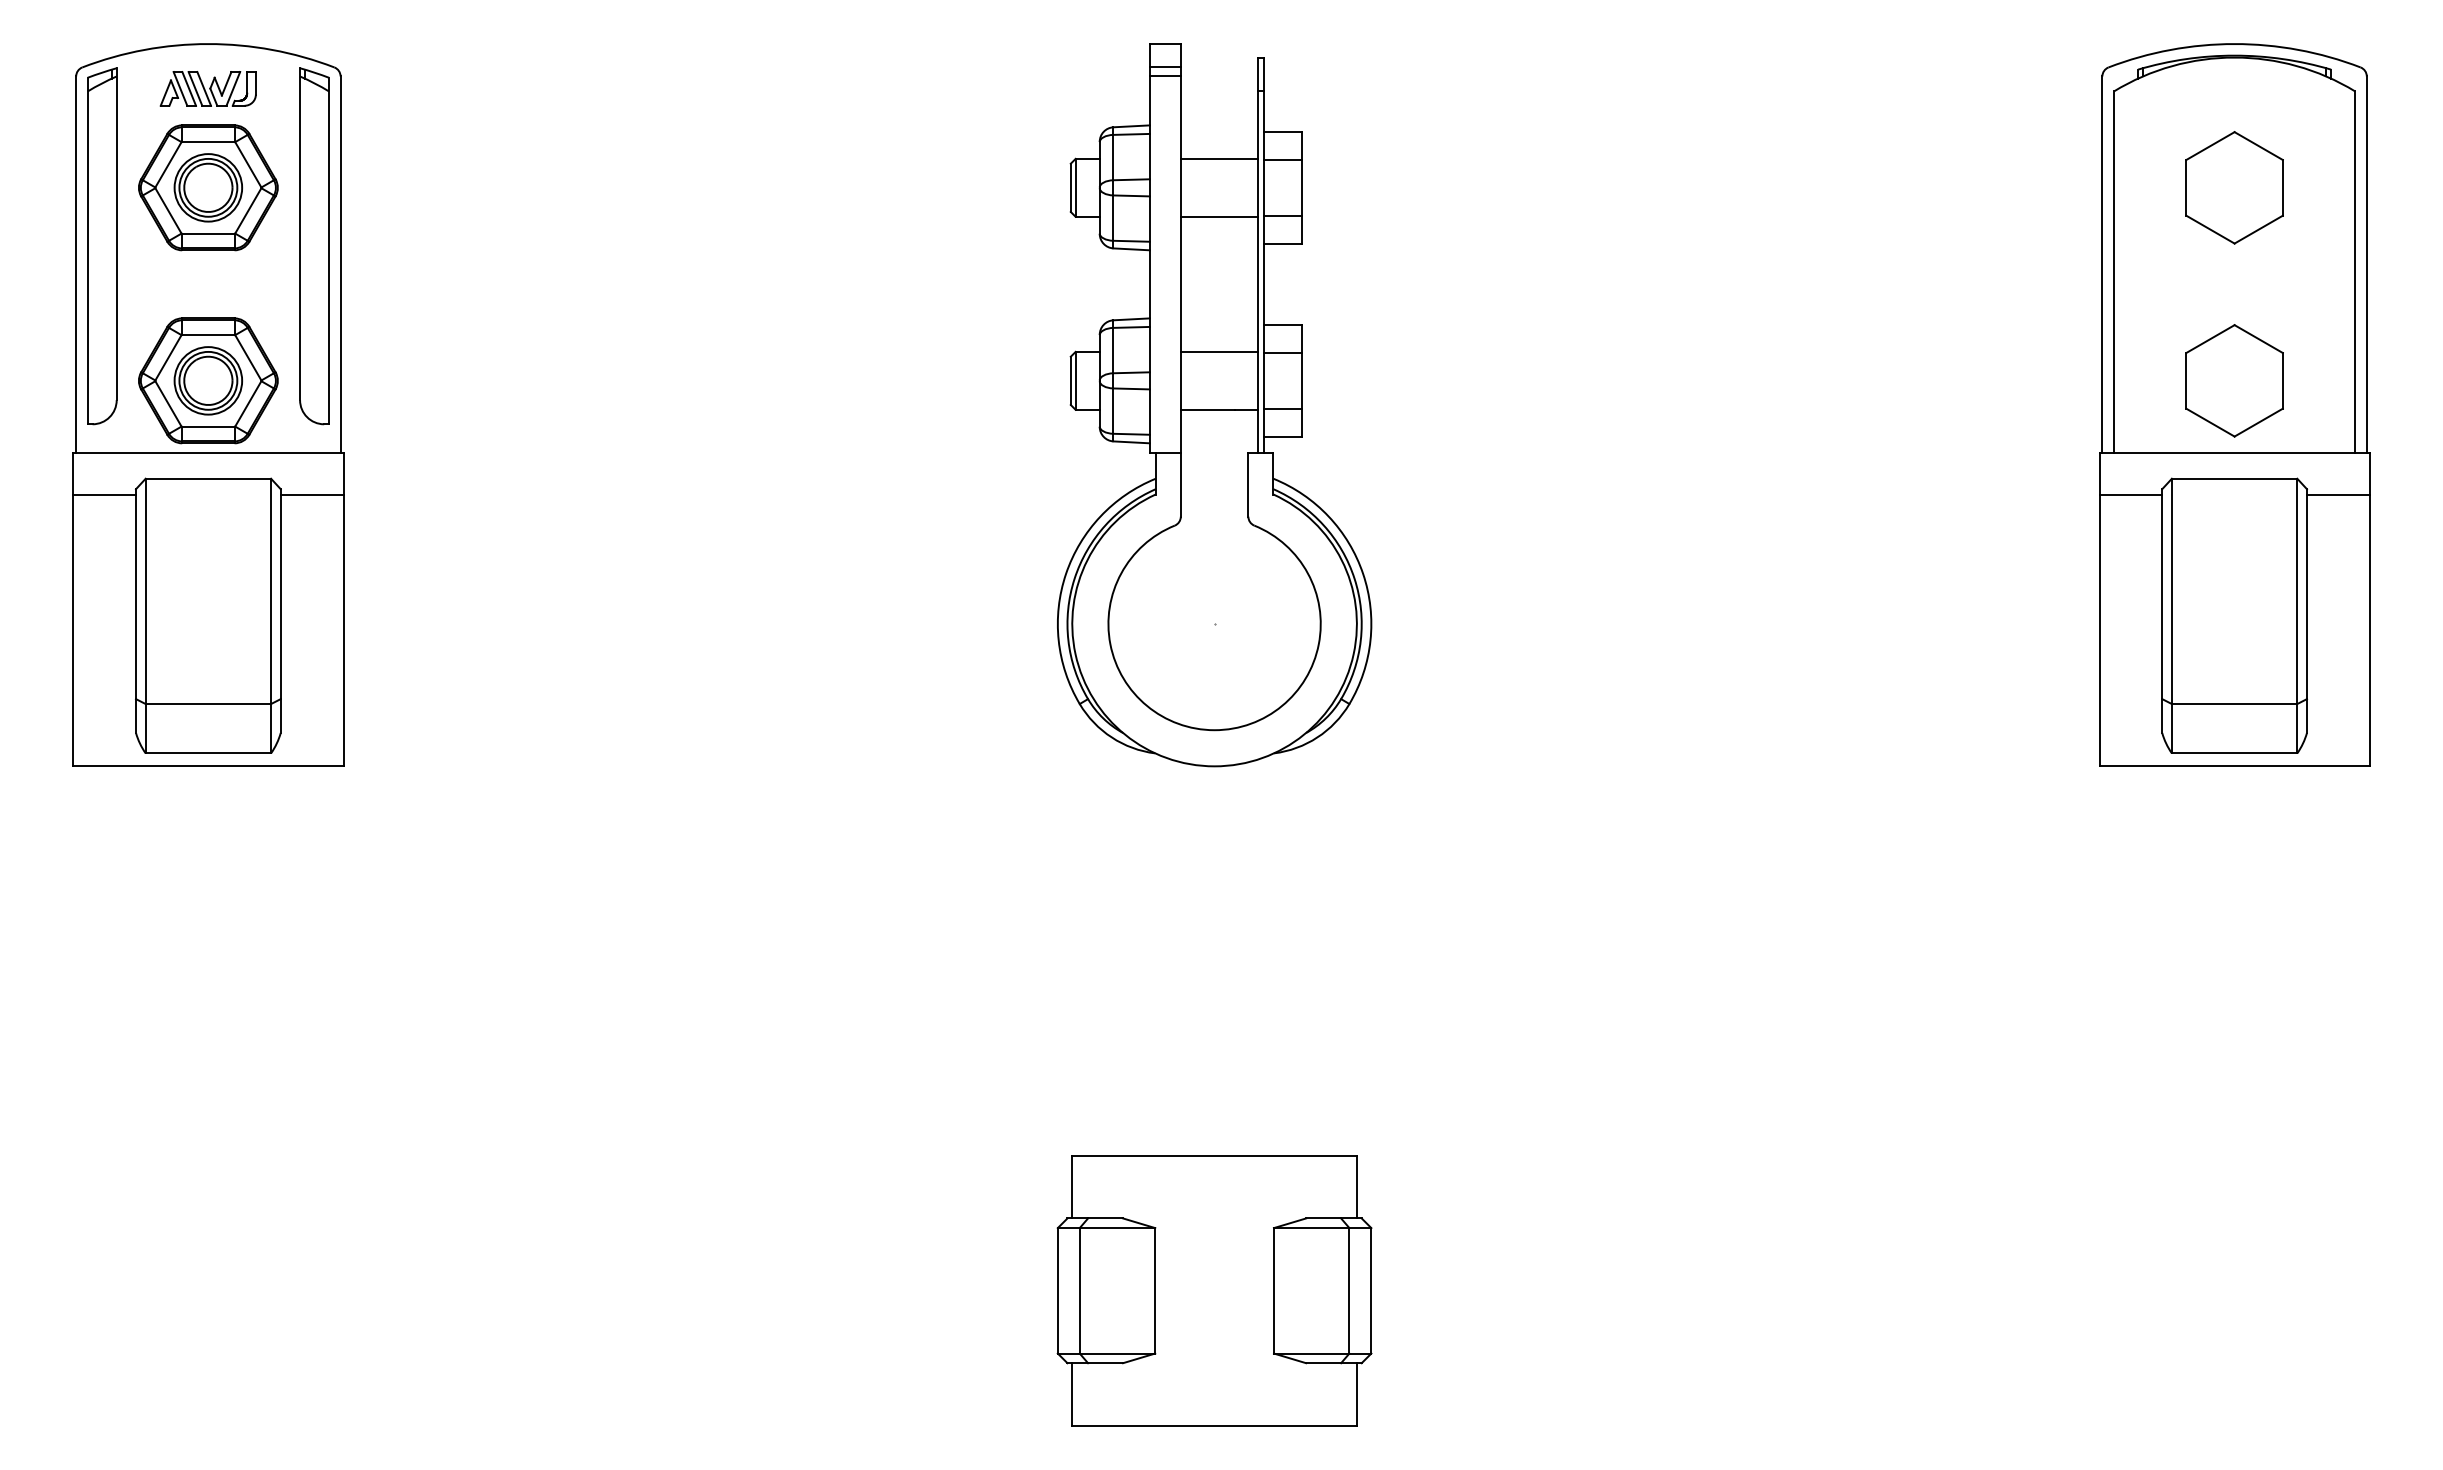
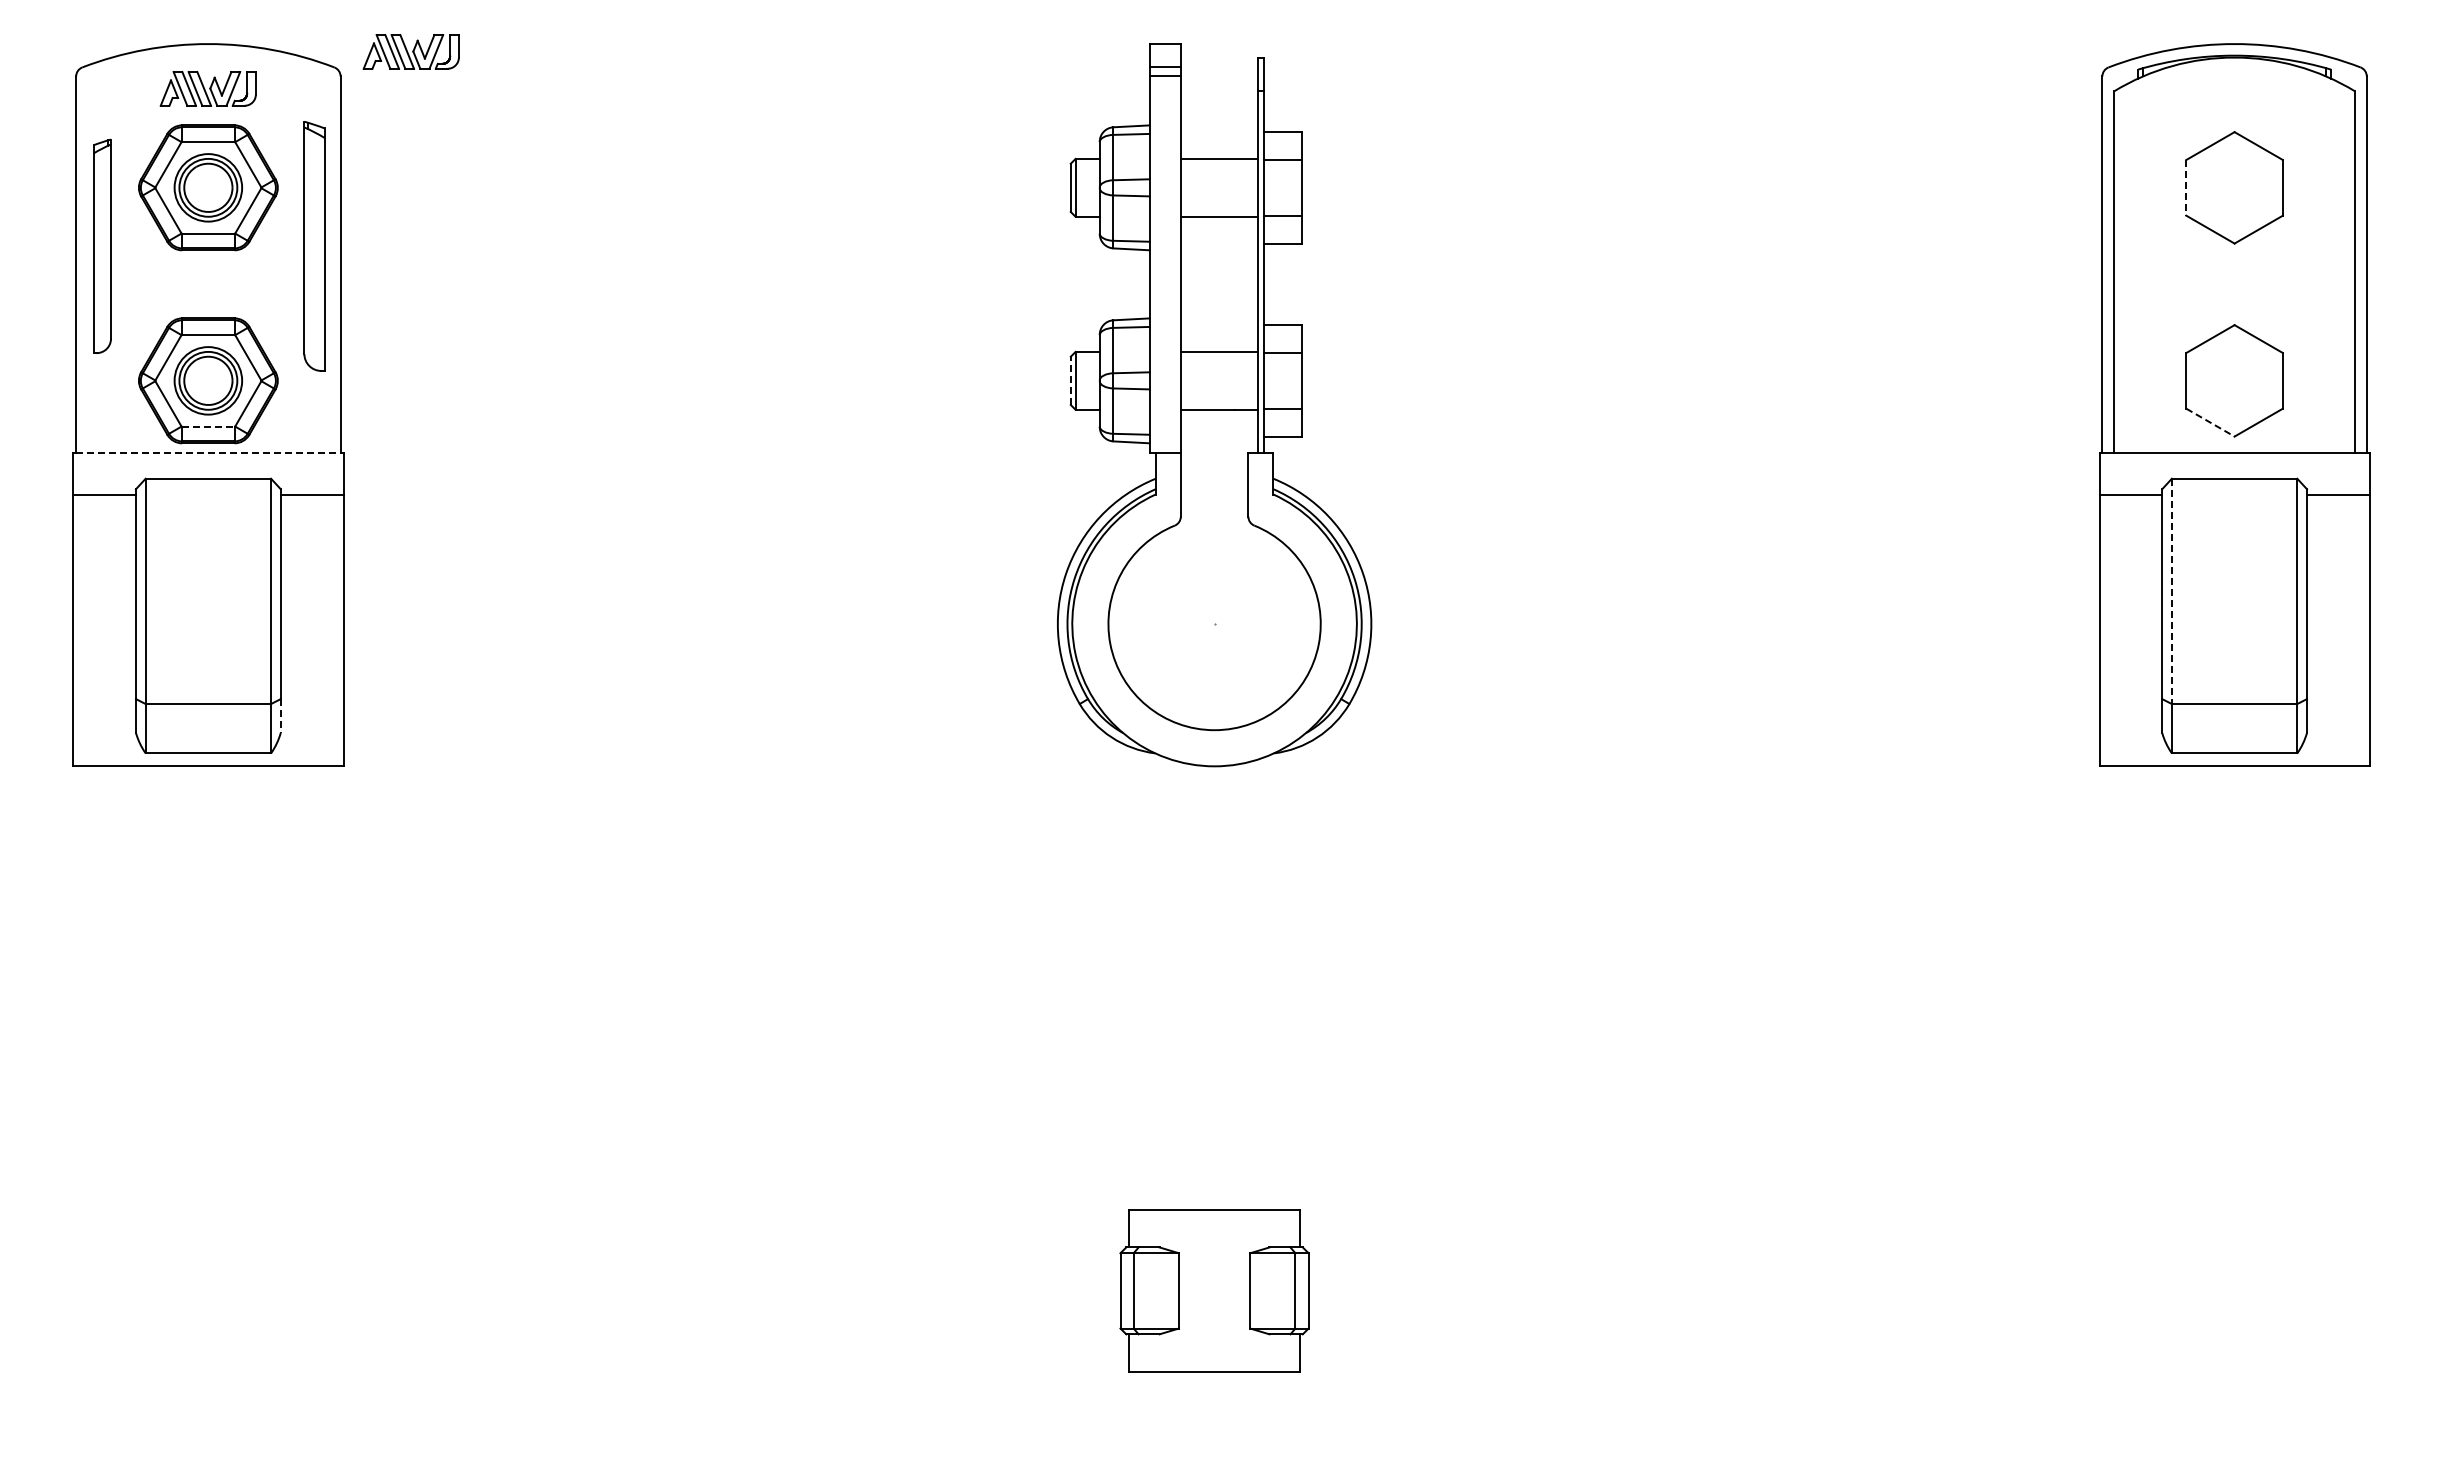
part: none -> present (410, 51)
line: solid -> dashed (2186, 187)
part size: 31x359 px -> 19x216 px (102, 245)
part size: 31x359 px -> 23x251 px (314, 246)
line: solid -> dashed (1070, 380)
line: solid -> dashed (2210, 422)
line: solid -> dashed (208, 426)
line: solid -> dashed (208, 453)
line: solid -> dashed (2171, 591)
line: solid -> dashed (280, 716)
part size: 317x272 px -> 191x164 px (1214, 1290)
